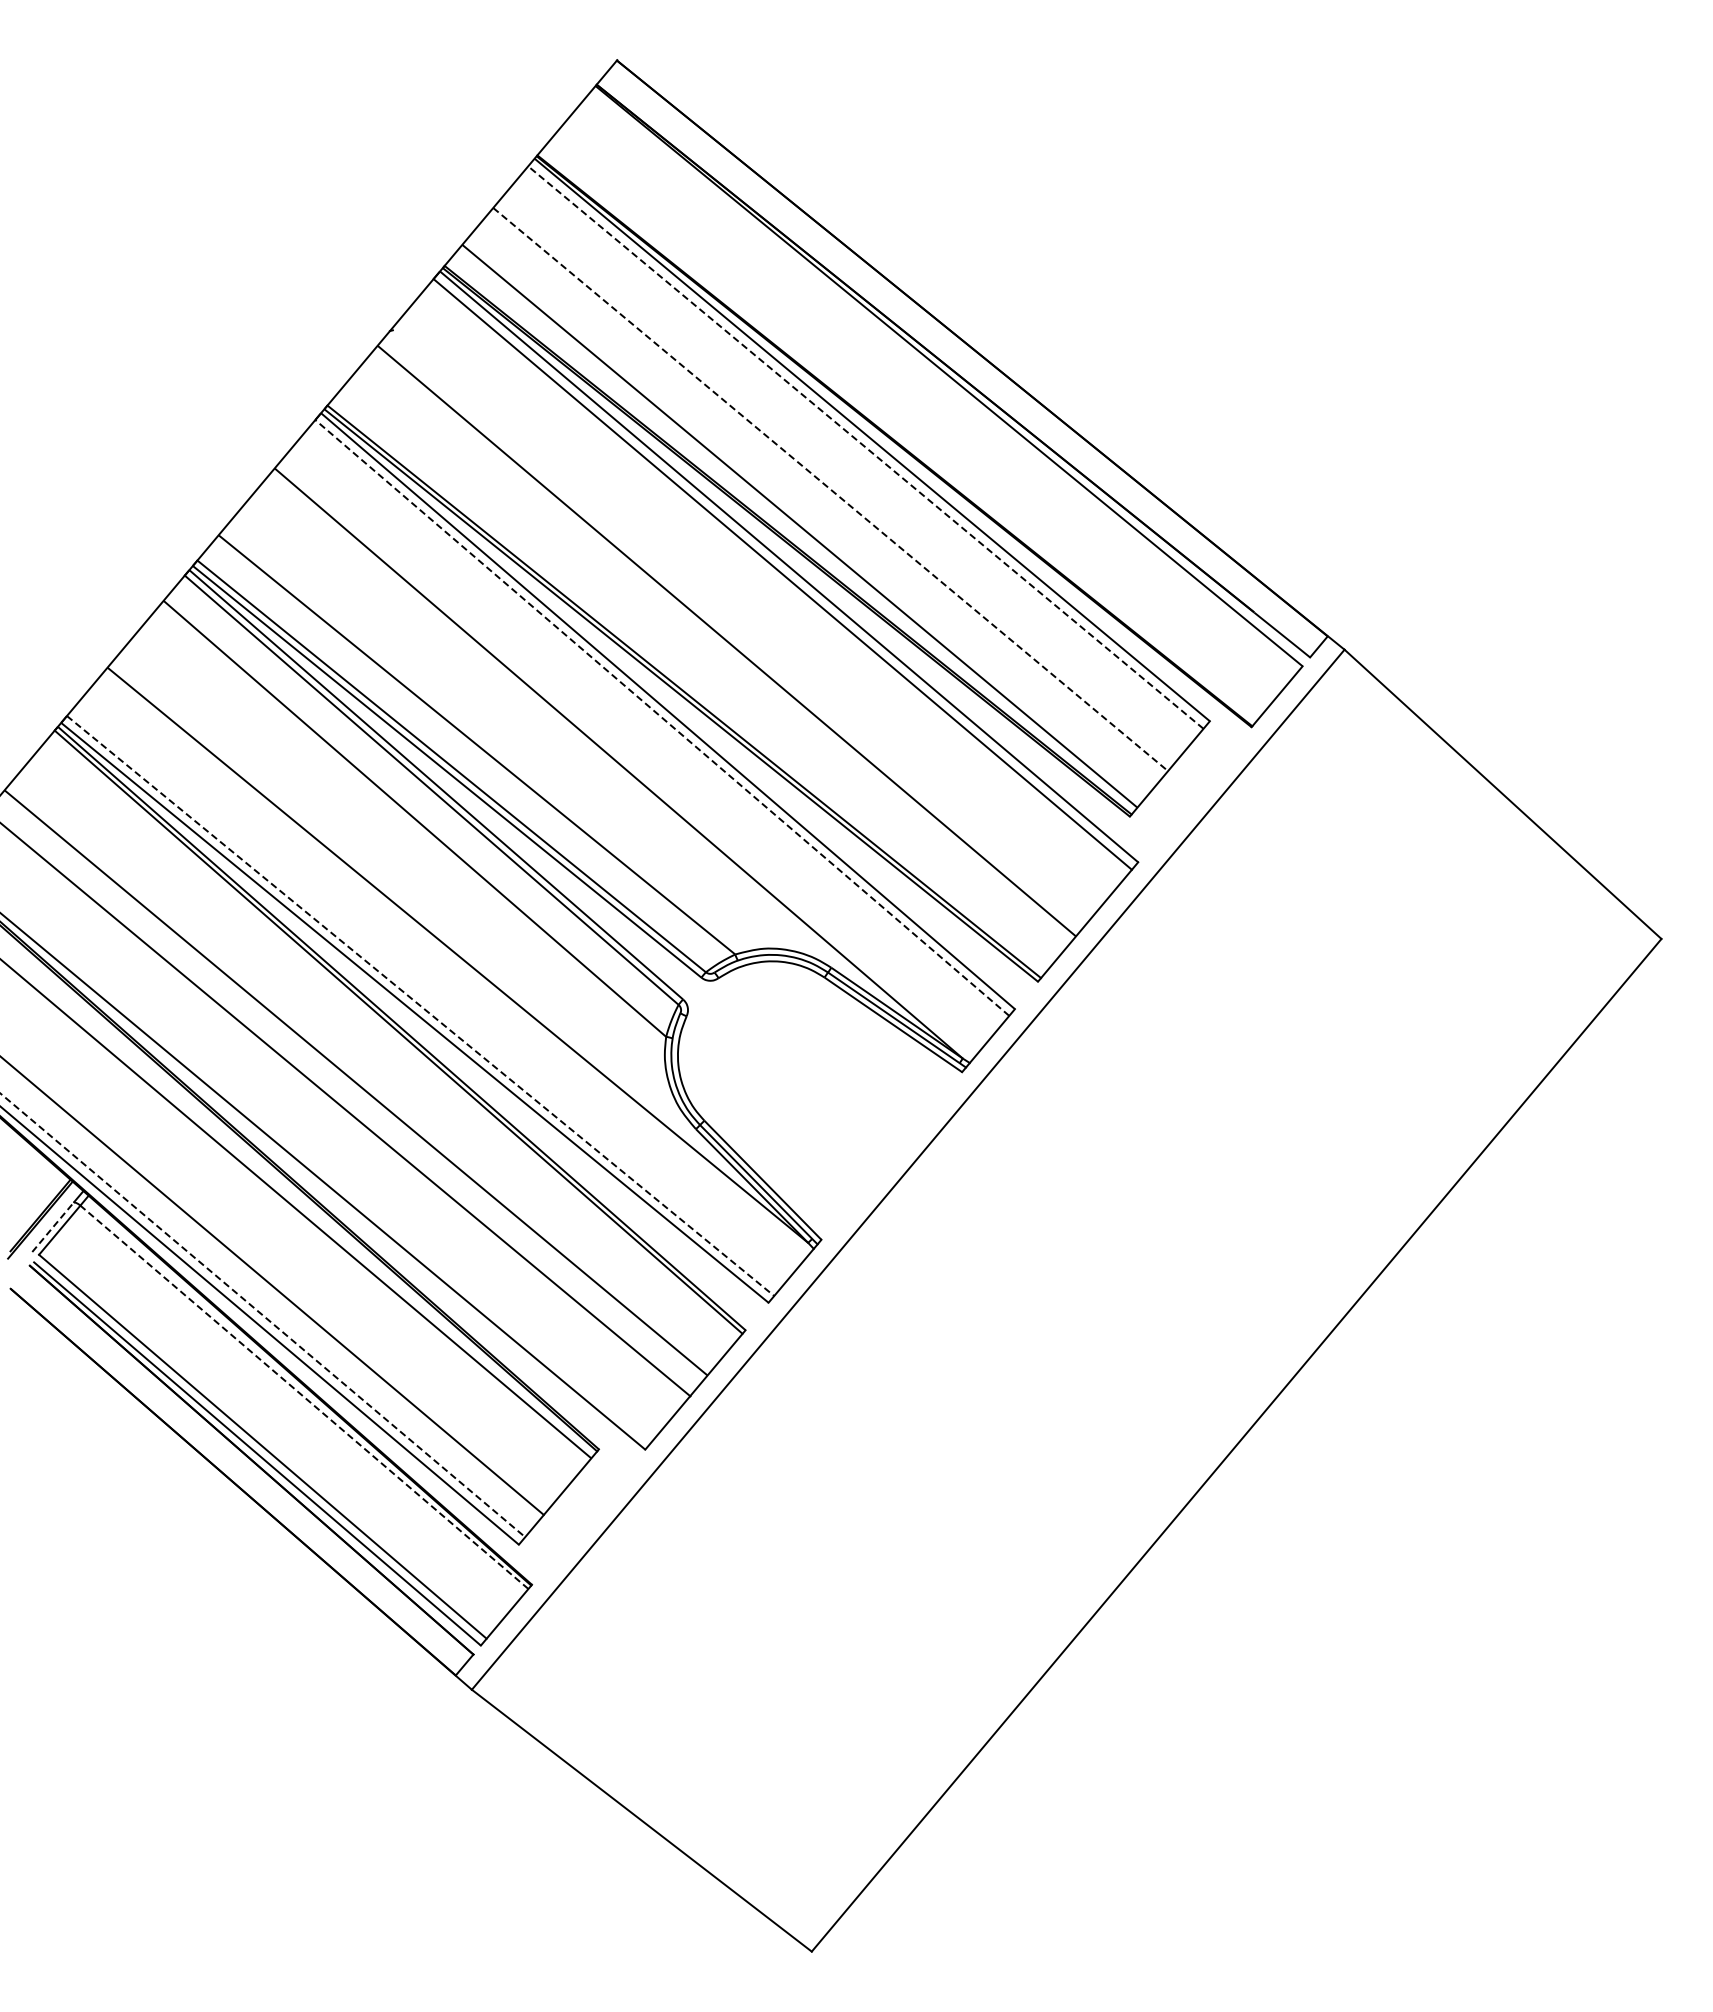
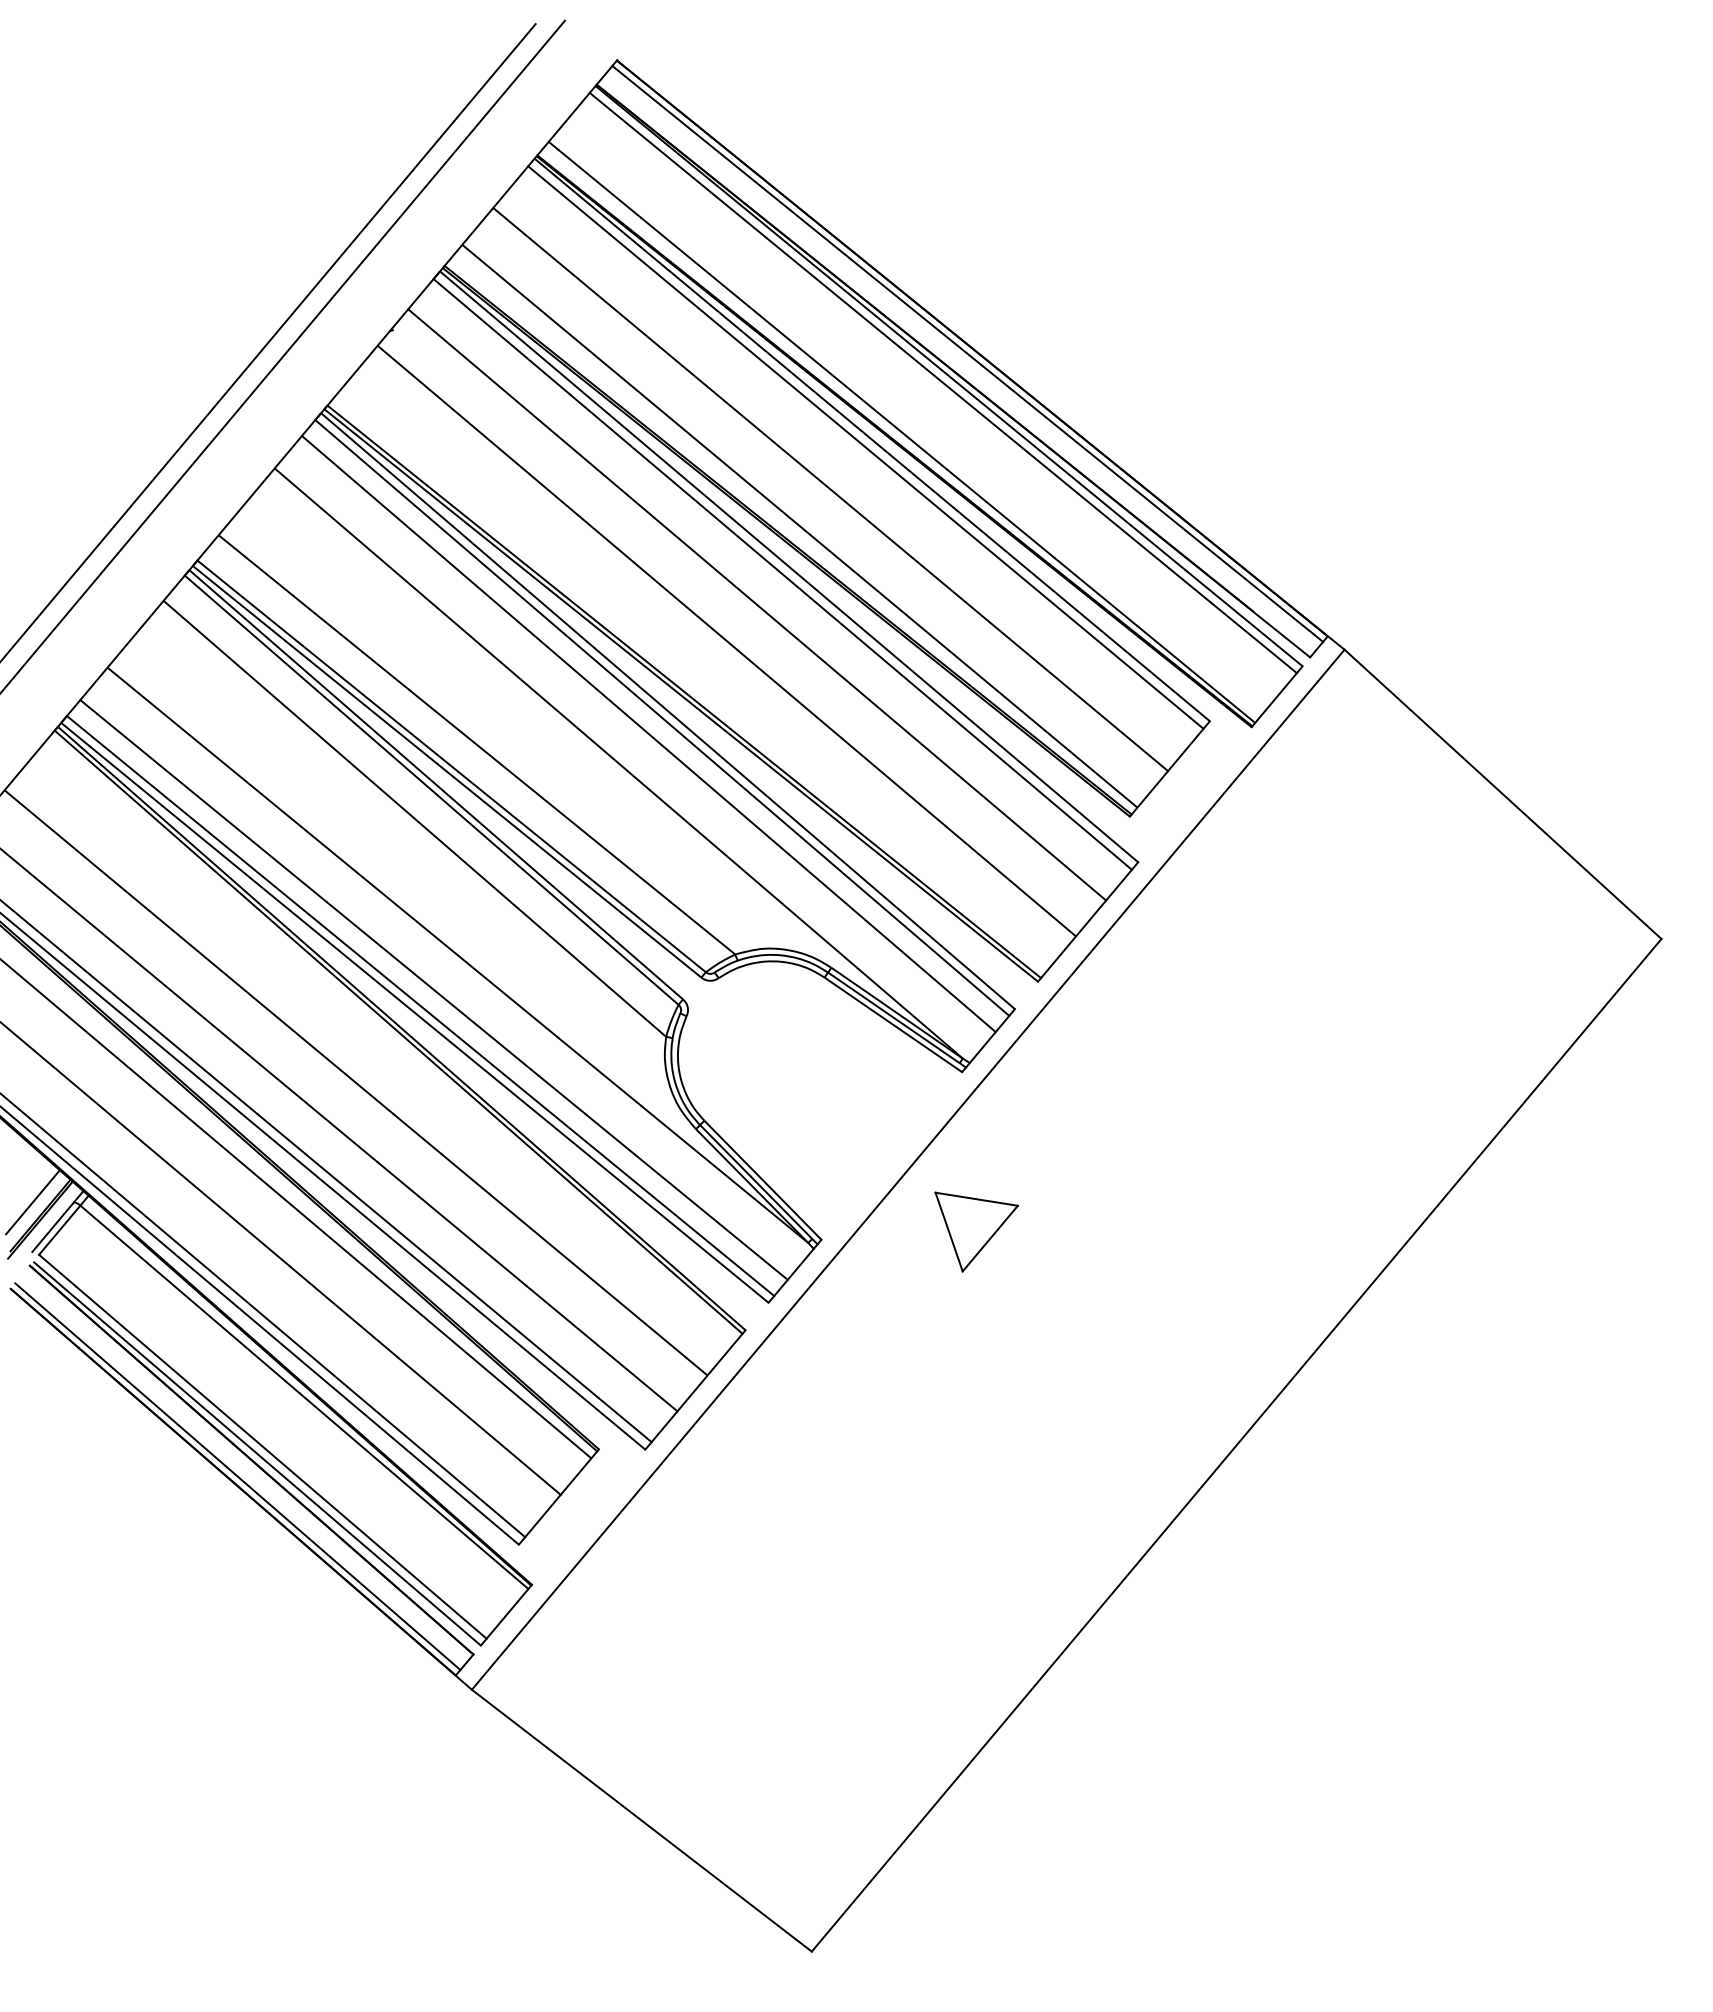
line: none -> present (268, 341)
line: none -> present (967, 353)
line: none -> present (283, 355)
line: none -> present (942, 382)
line: none -> present (901, 431)
line: dashed -> solid (865, 447)
line: dashed -> solid (831, 489)
line: none -> present (757, 604)
line: dashed -> solid (661, 717)
line: none -> present (648, 734)
line: none -> present (433, 989)
line: dashed -> solid (421, 1006)
line position: (346, 1110) -> (339, 1130) (339, 1130)
line: none -> present (326, 1171)
line: none -> present (32, 1202)
line: dashed -> solid (53, 1227)
part: none -> present (976, 1231)
line position: (272, 1285) -> (281, 1258) (281, 1258)
line: dashed -> solid (263, 1315)
line: dashed -> solid (304, 1397)
line: none -> present (237, 1476)
